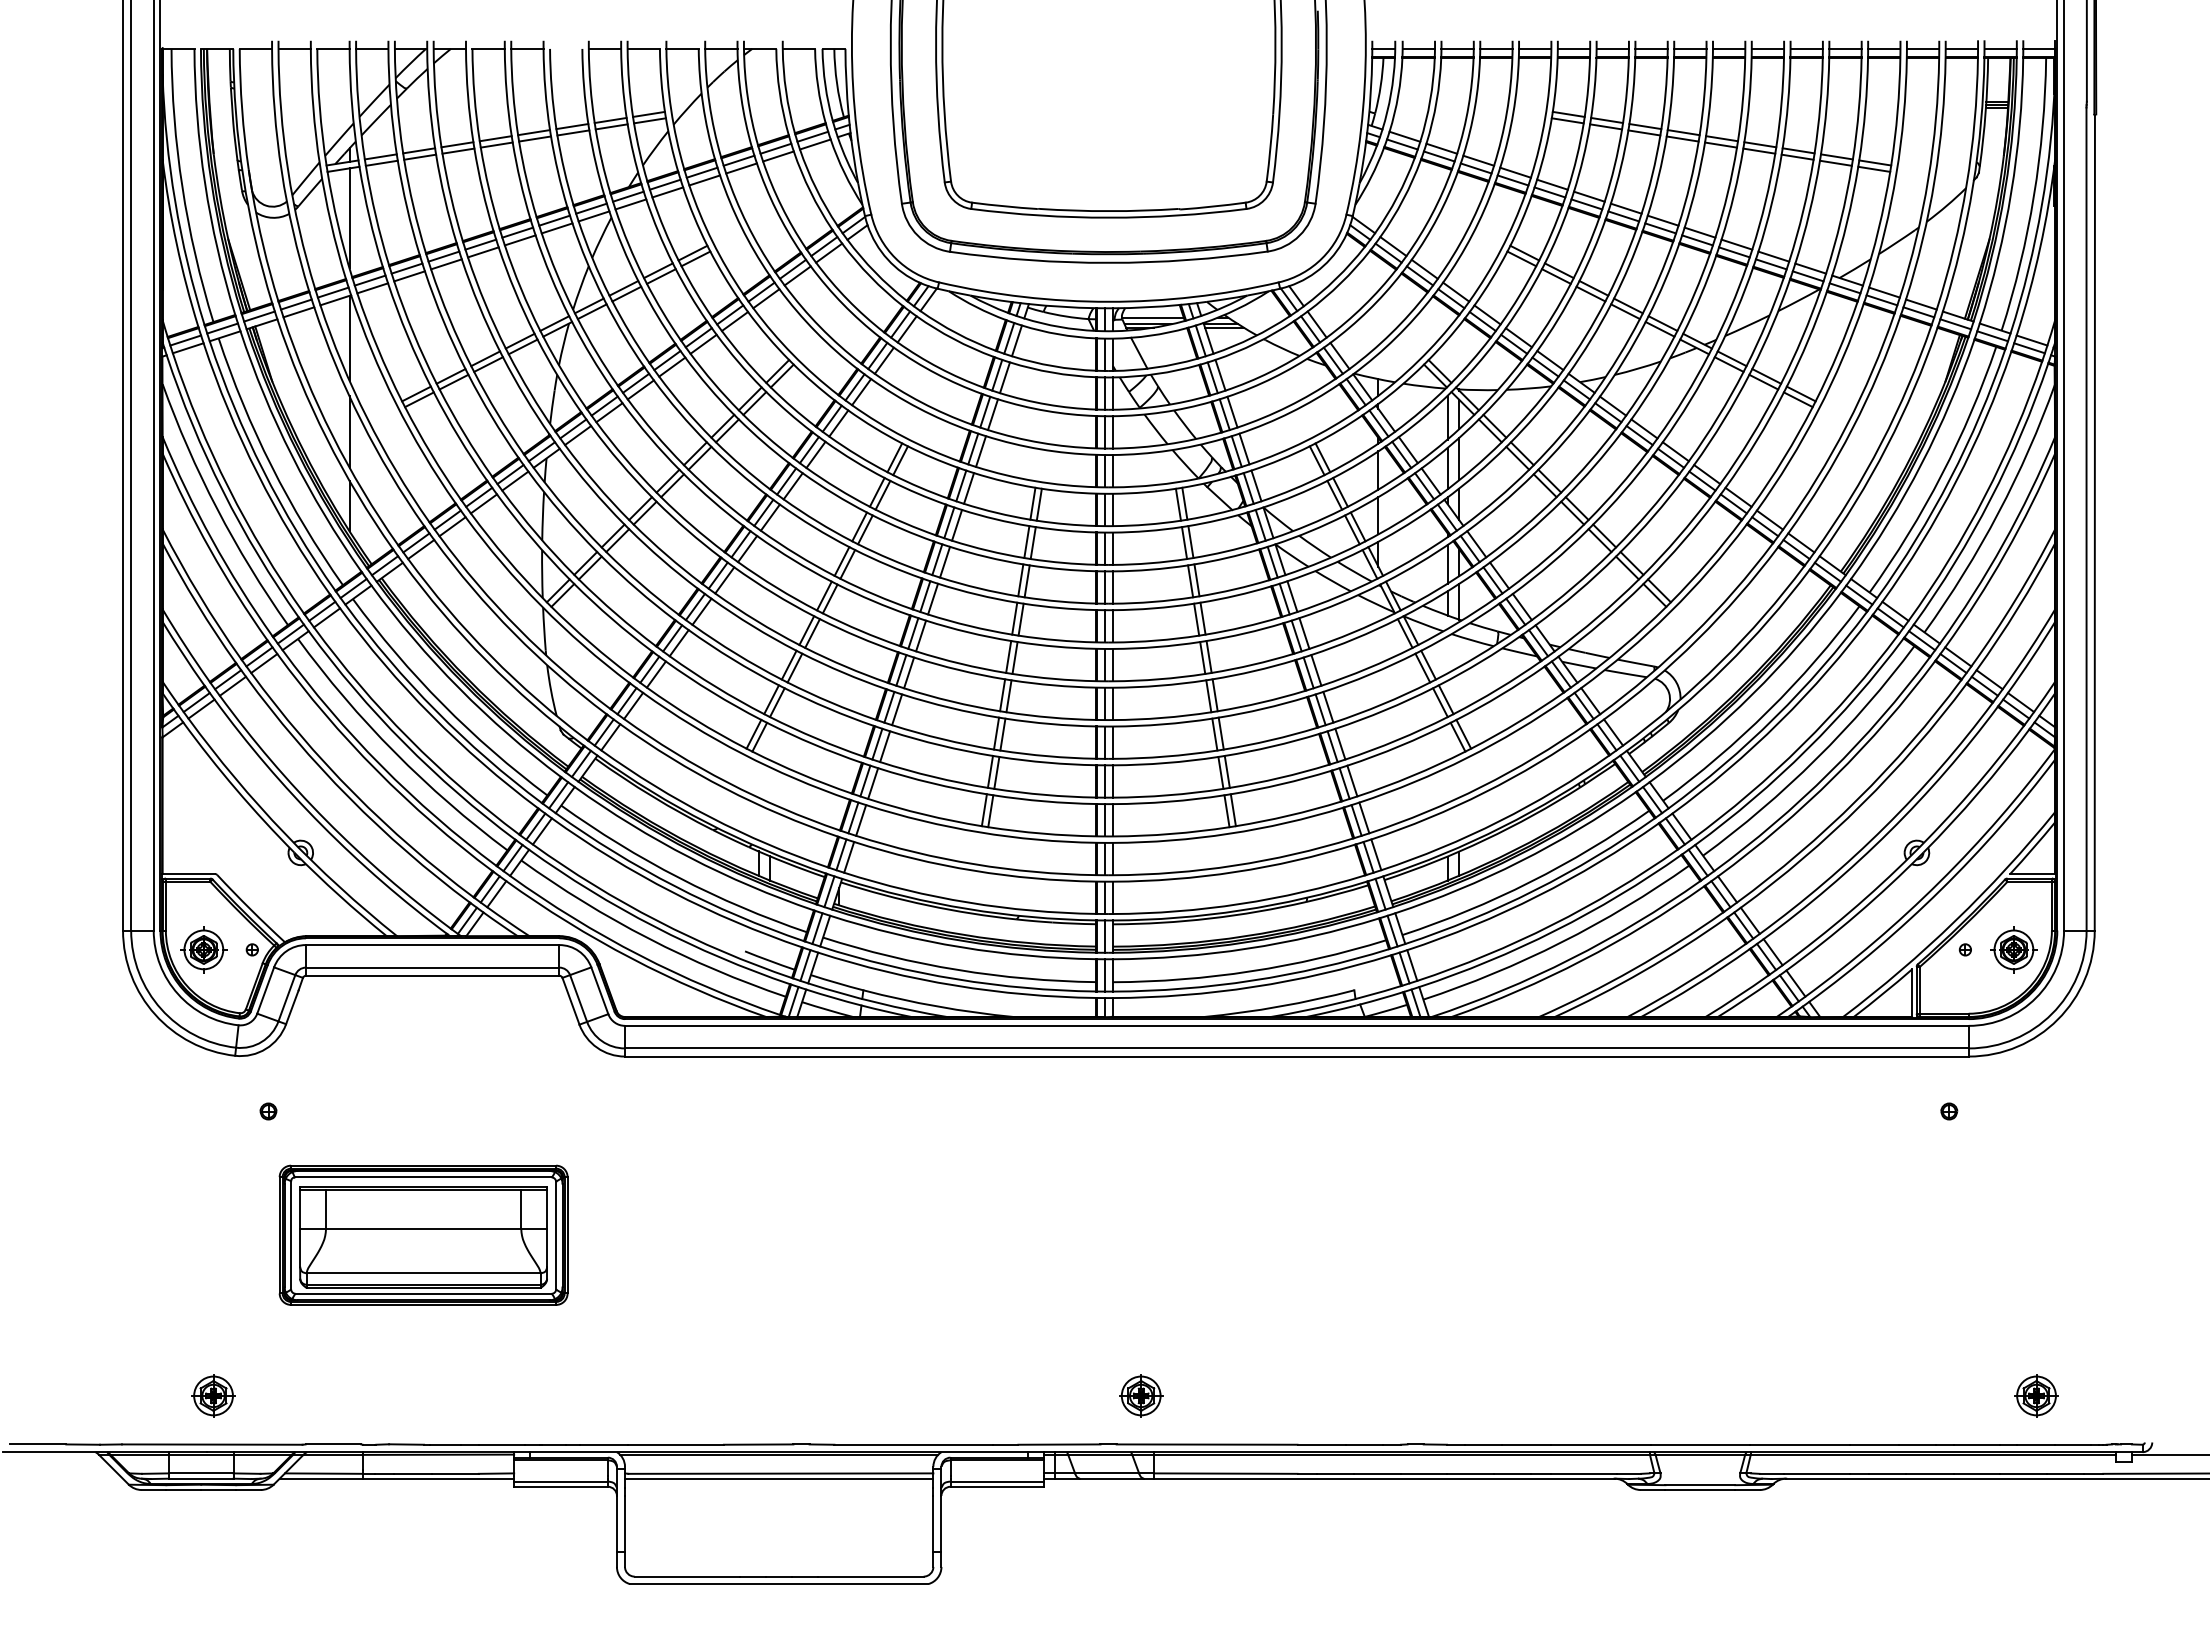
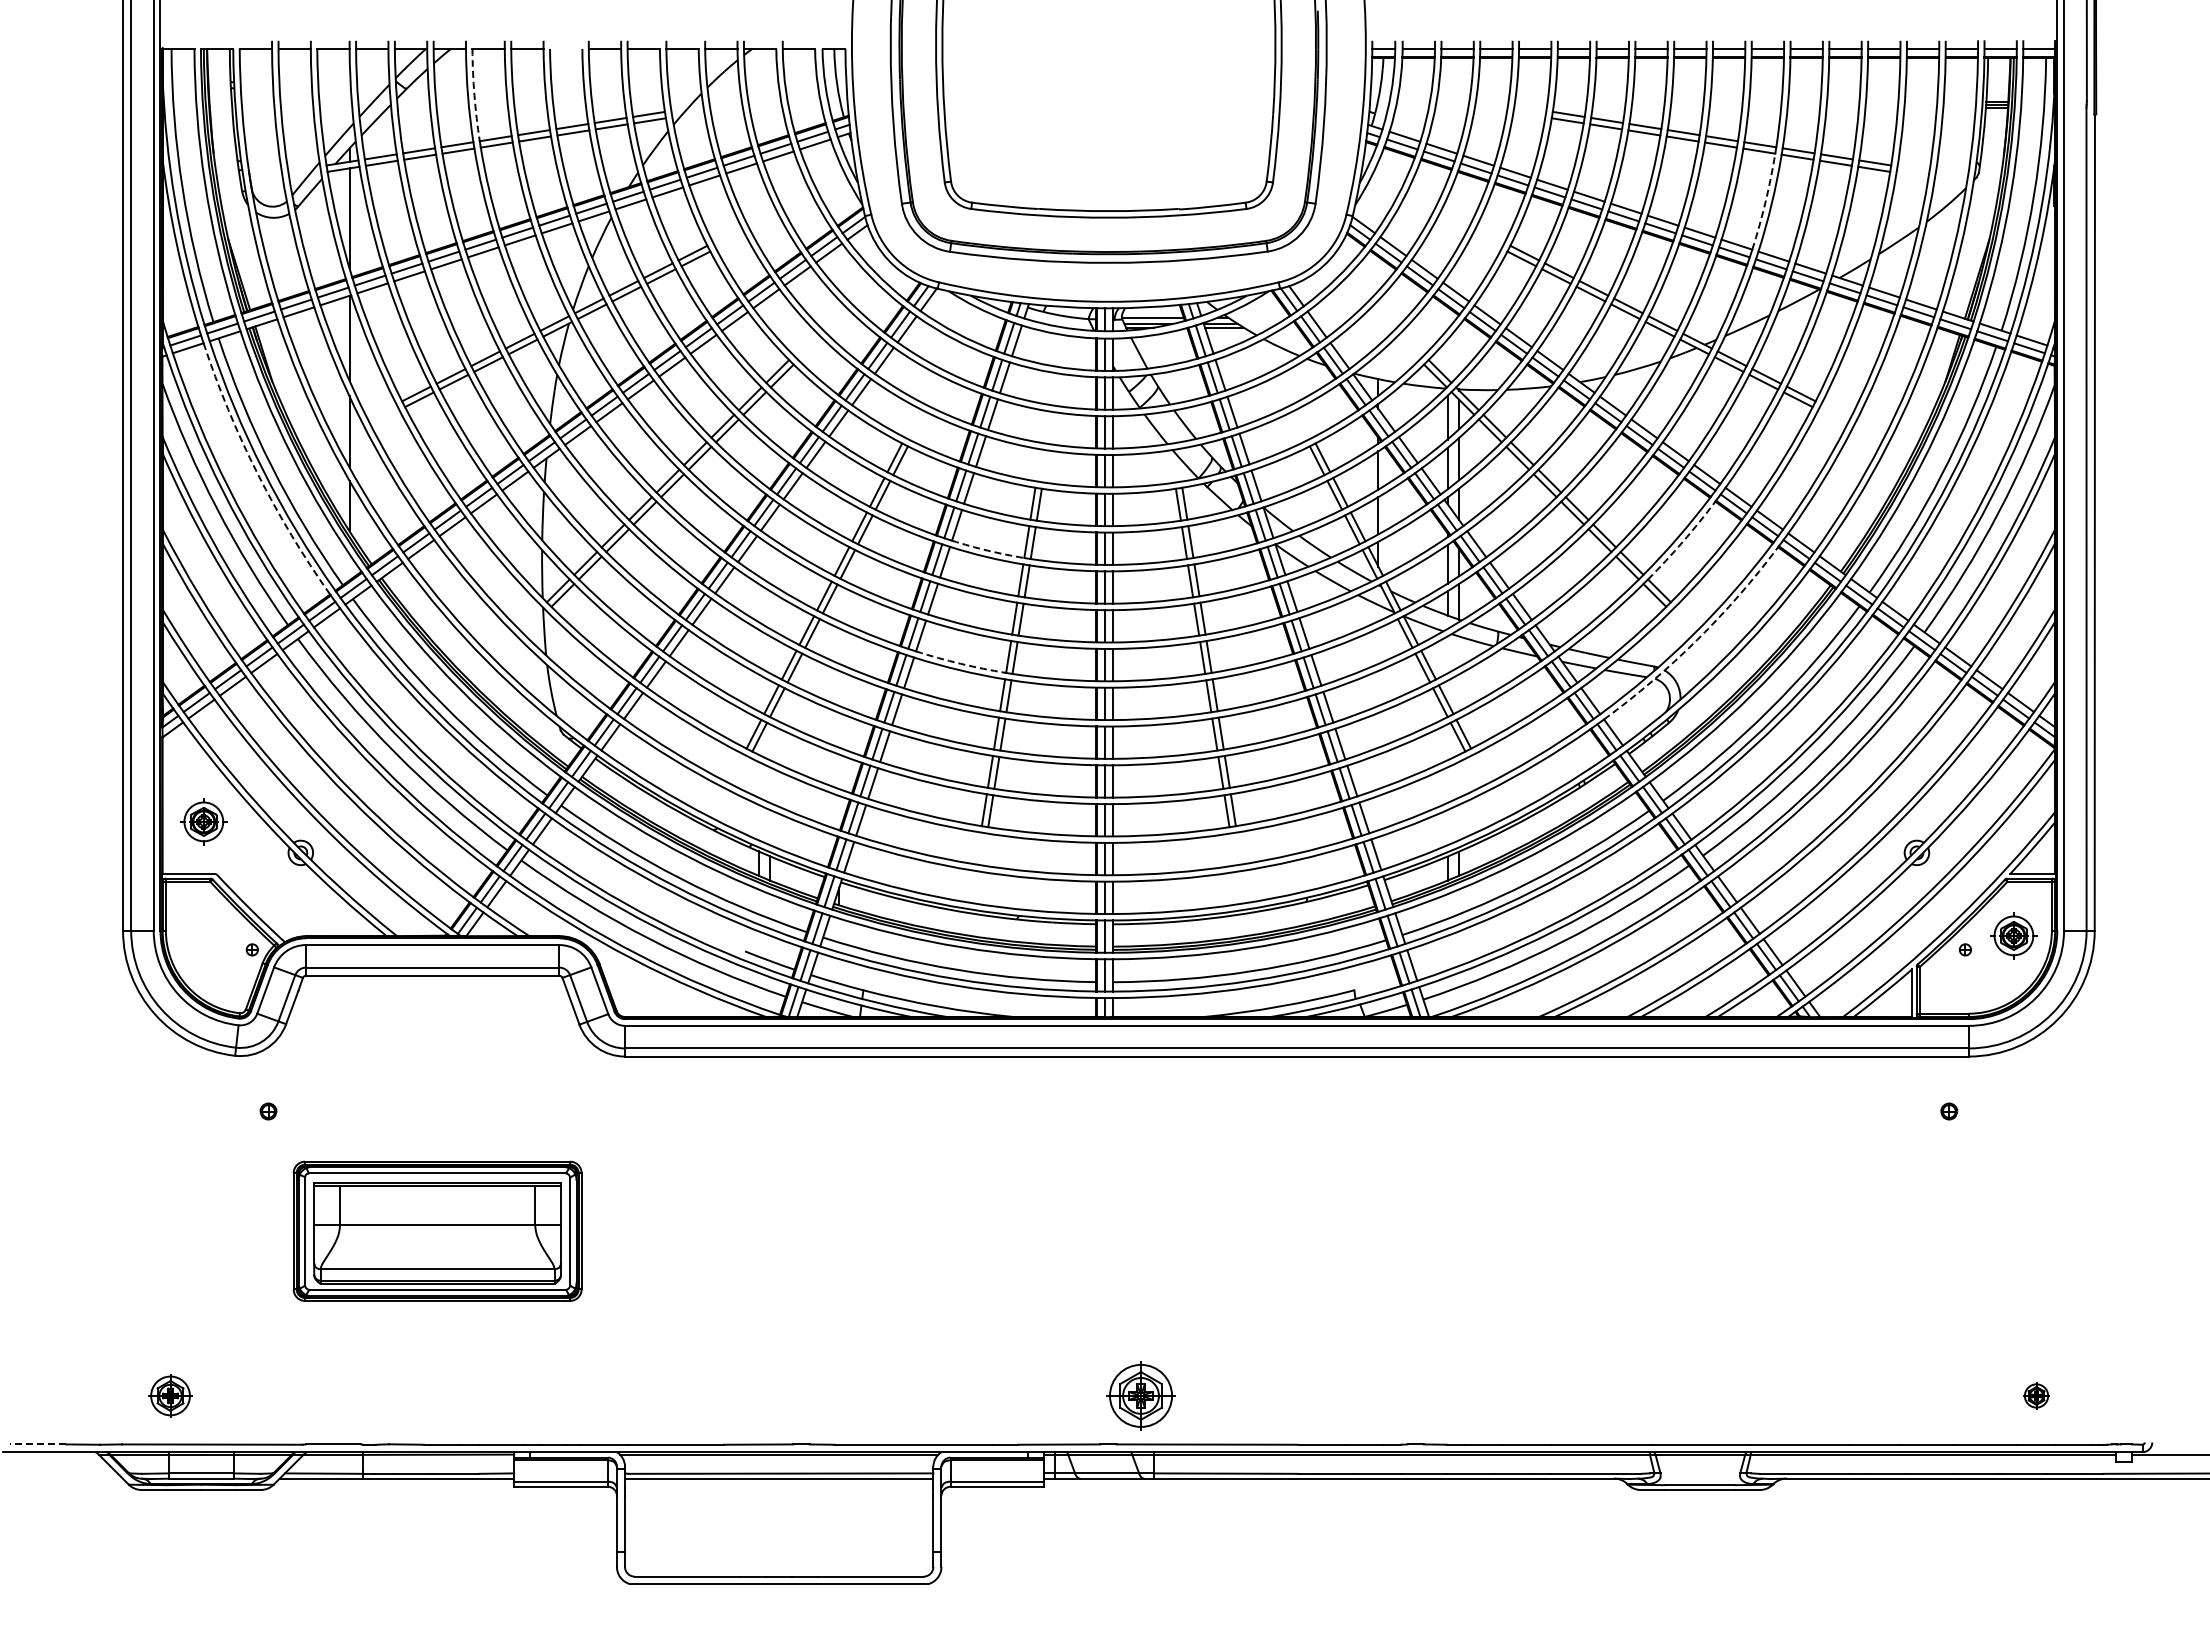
arc: solid -> dashed (474, 95)
arc: solid -> dashed (1765, 202)
arc: solid -> dashed (257, 473)
arc: solid -> dashed (1683, 541)
arc: solid -> dashed (987, 550)
arc: solid -> dashed (1697, 639)
arc: solid -> dashed (960, 663)
part position: (203, 949) -> (203, 821) (203, 821)
part position: (2013, 949) -> (2013, 935) (2013, 935)
part position: (423, 1234) -> (437, 1230) (437, 1230)
part position: (213, 1395) -> (170, 1395) (170, 1395)
part size: 45x44 px -> 70x70 px (1140, 1395)
part size: 45x44 px -> 27x28 px (2036, 1395)
line: solid -> dashed (38, 1444)
